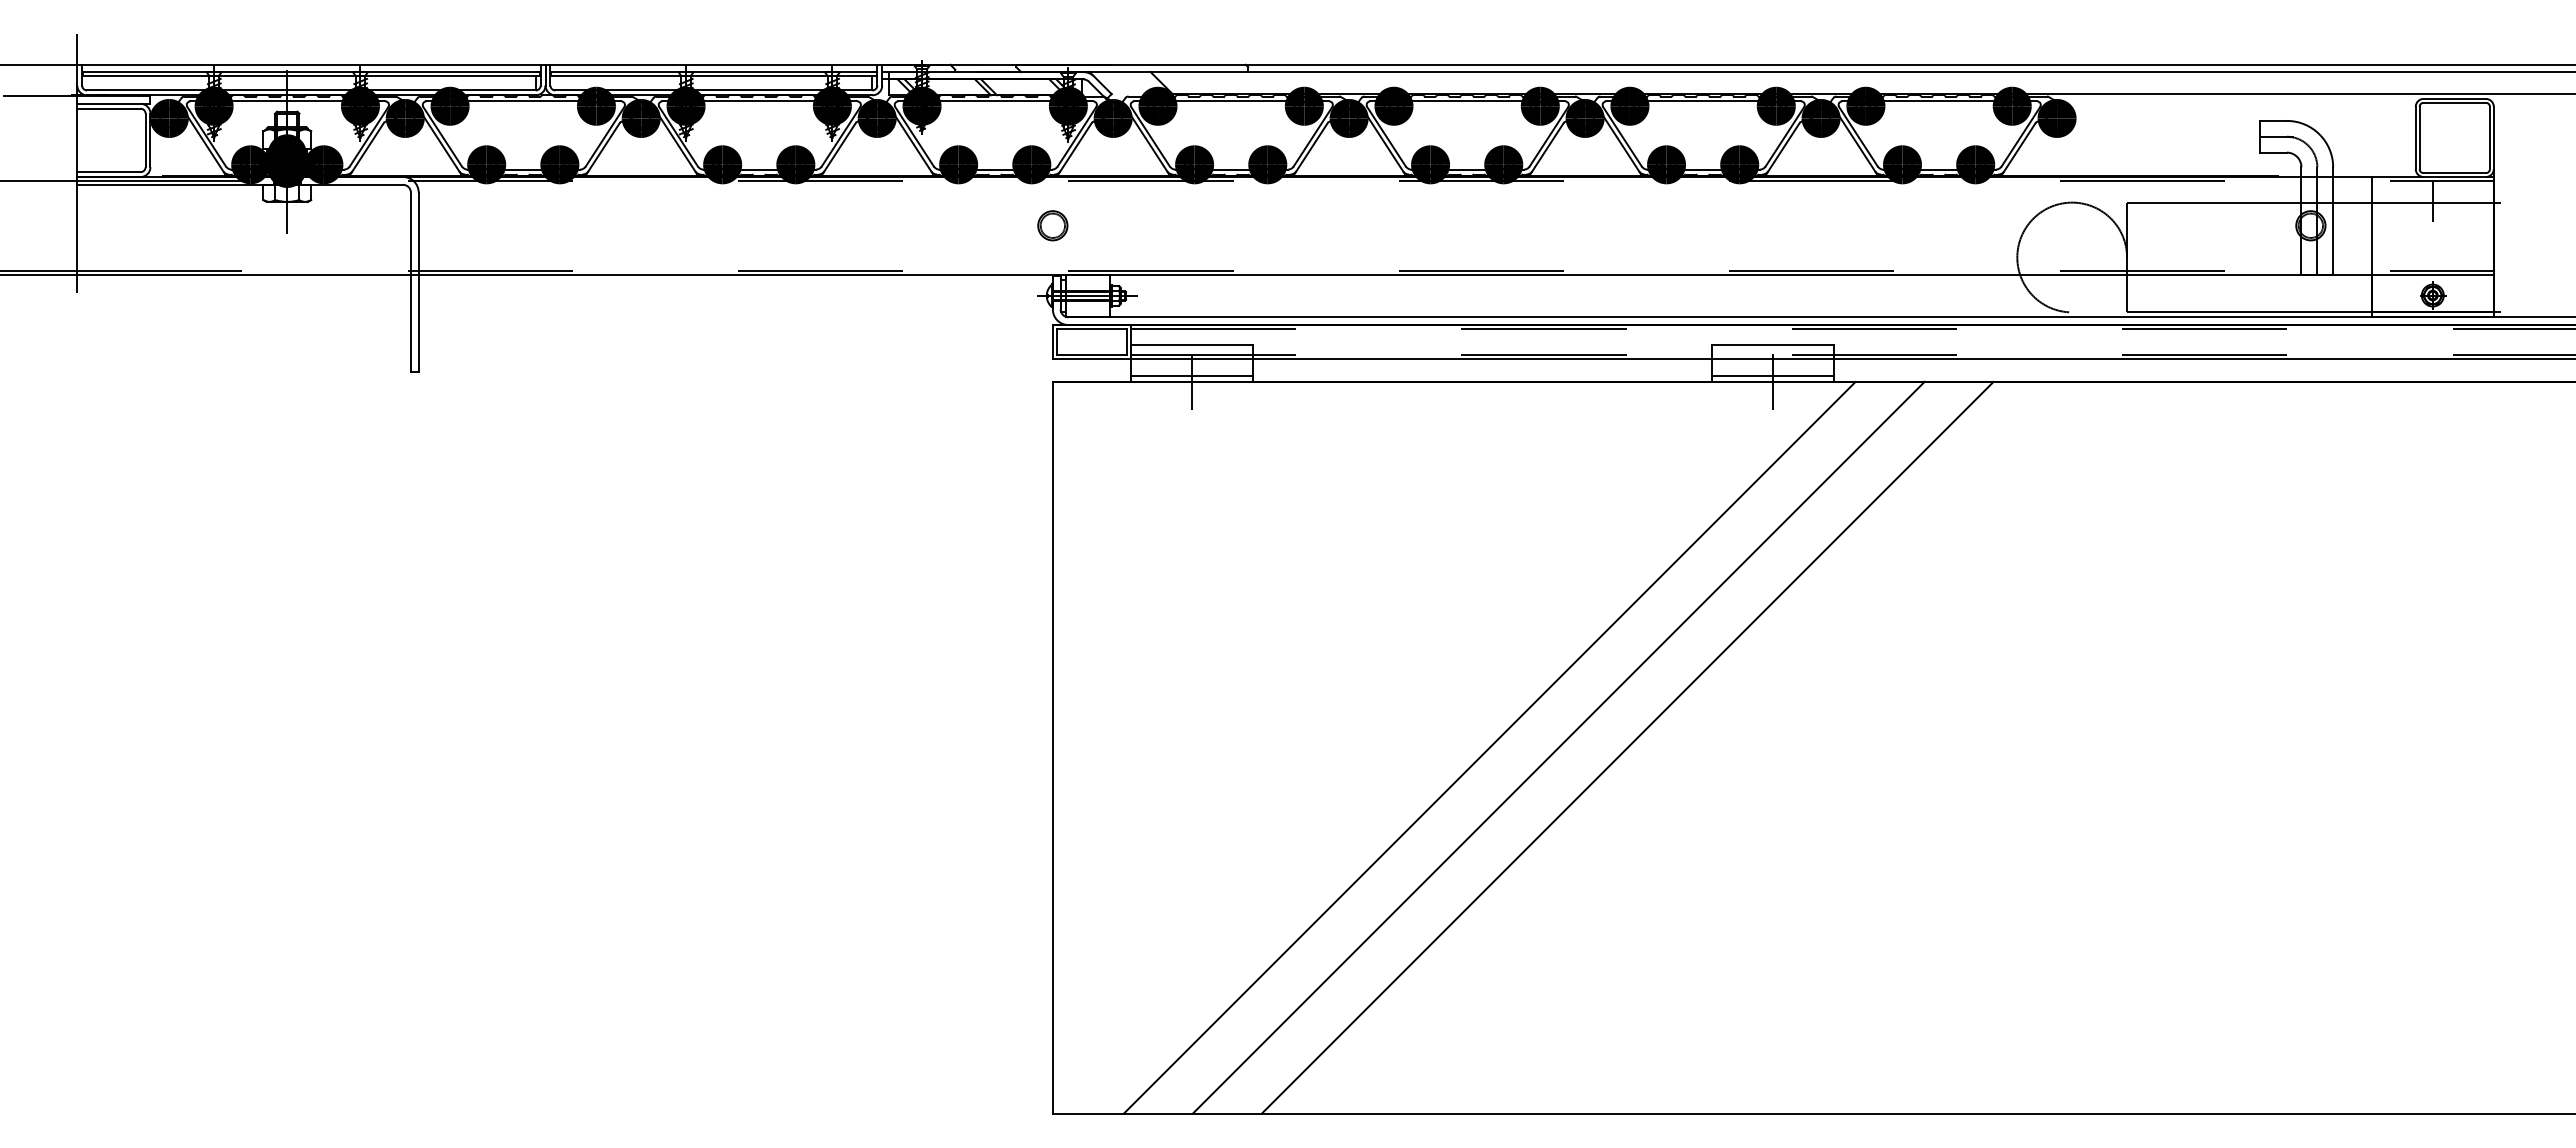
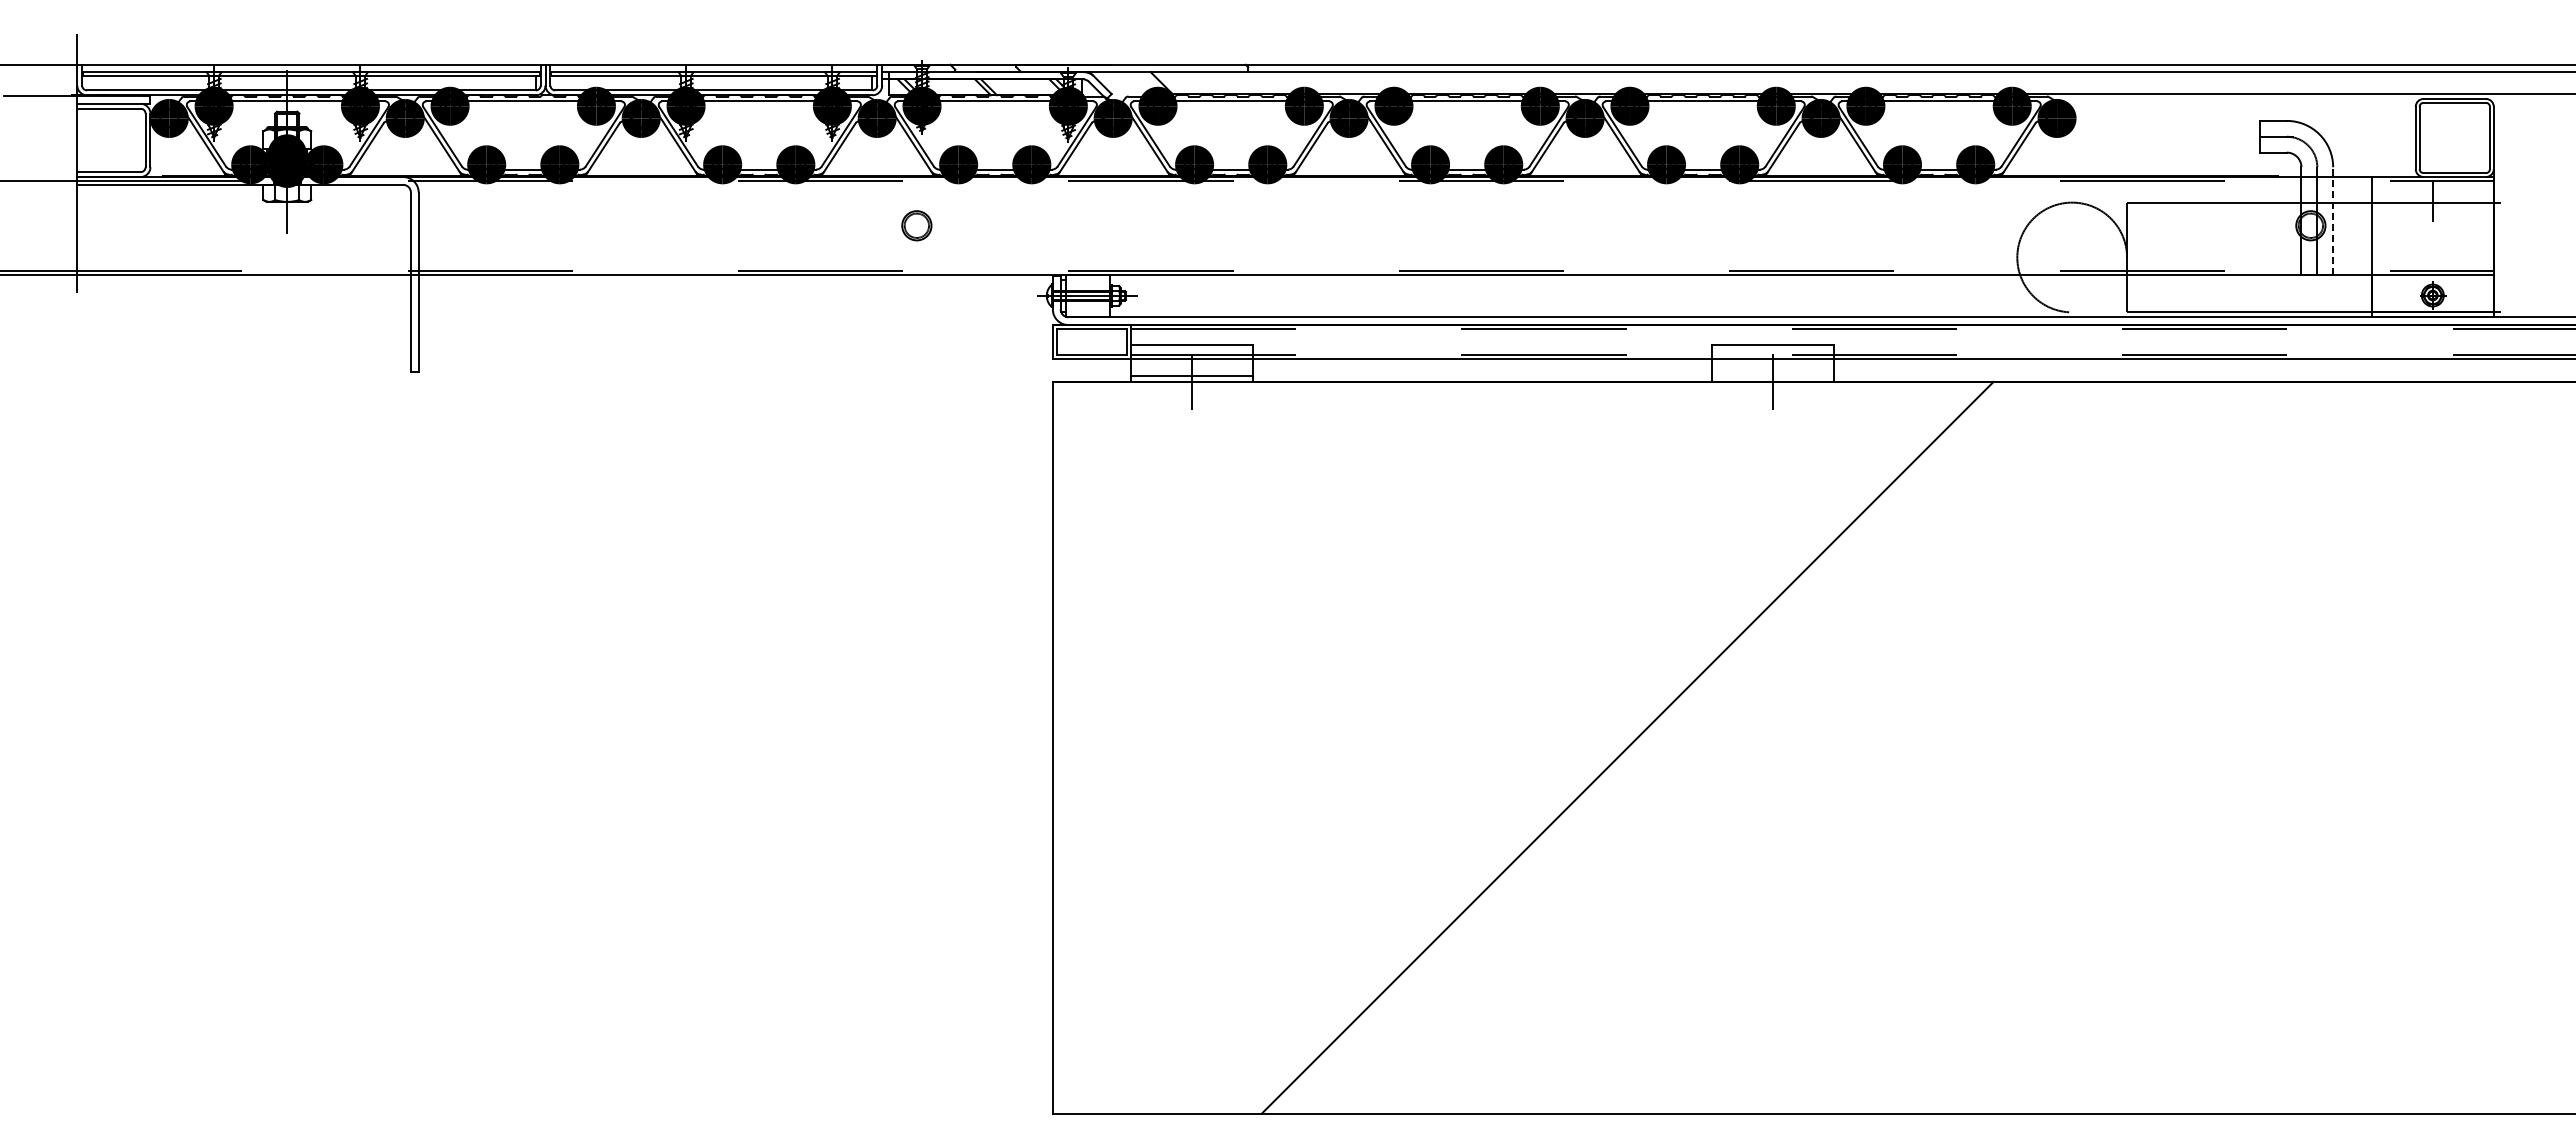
line: solid -> dashed (2333, 220)
part position: (1052, 225) -> (916, 225) (916, 225)
line: present -> none (1773, 376)
line: present -> none (1489, 747)
line: present -> none (1558, 747)
